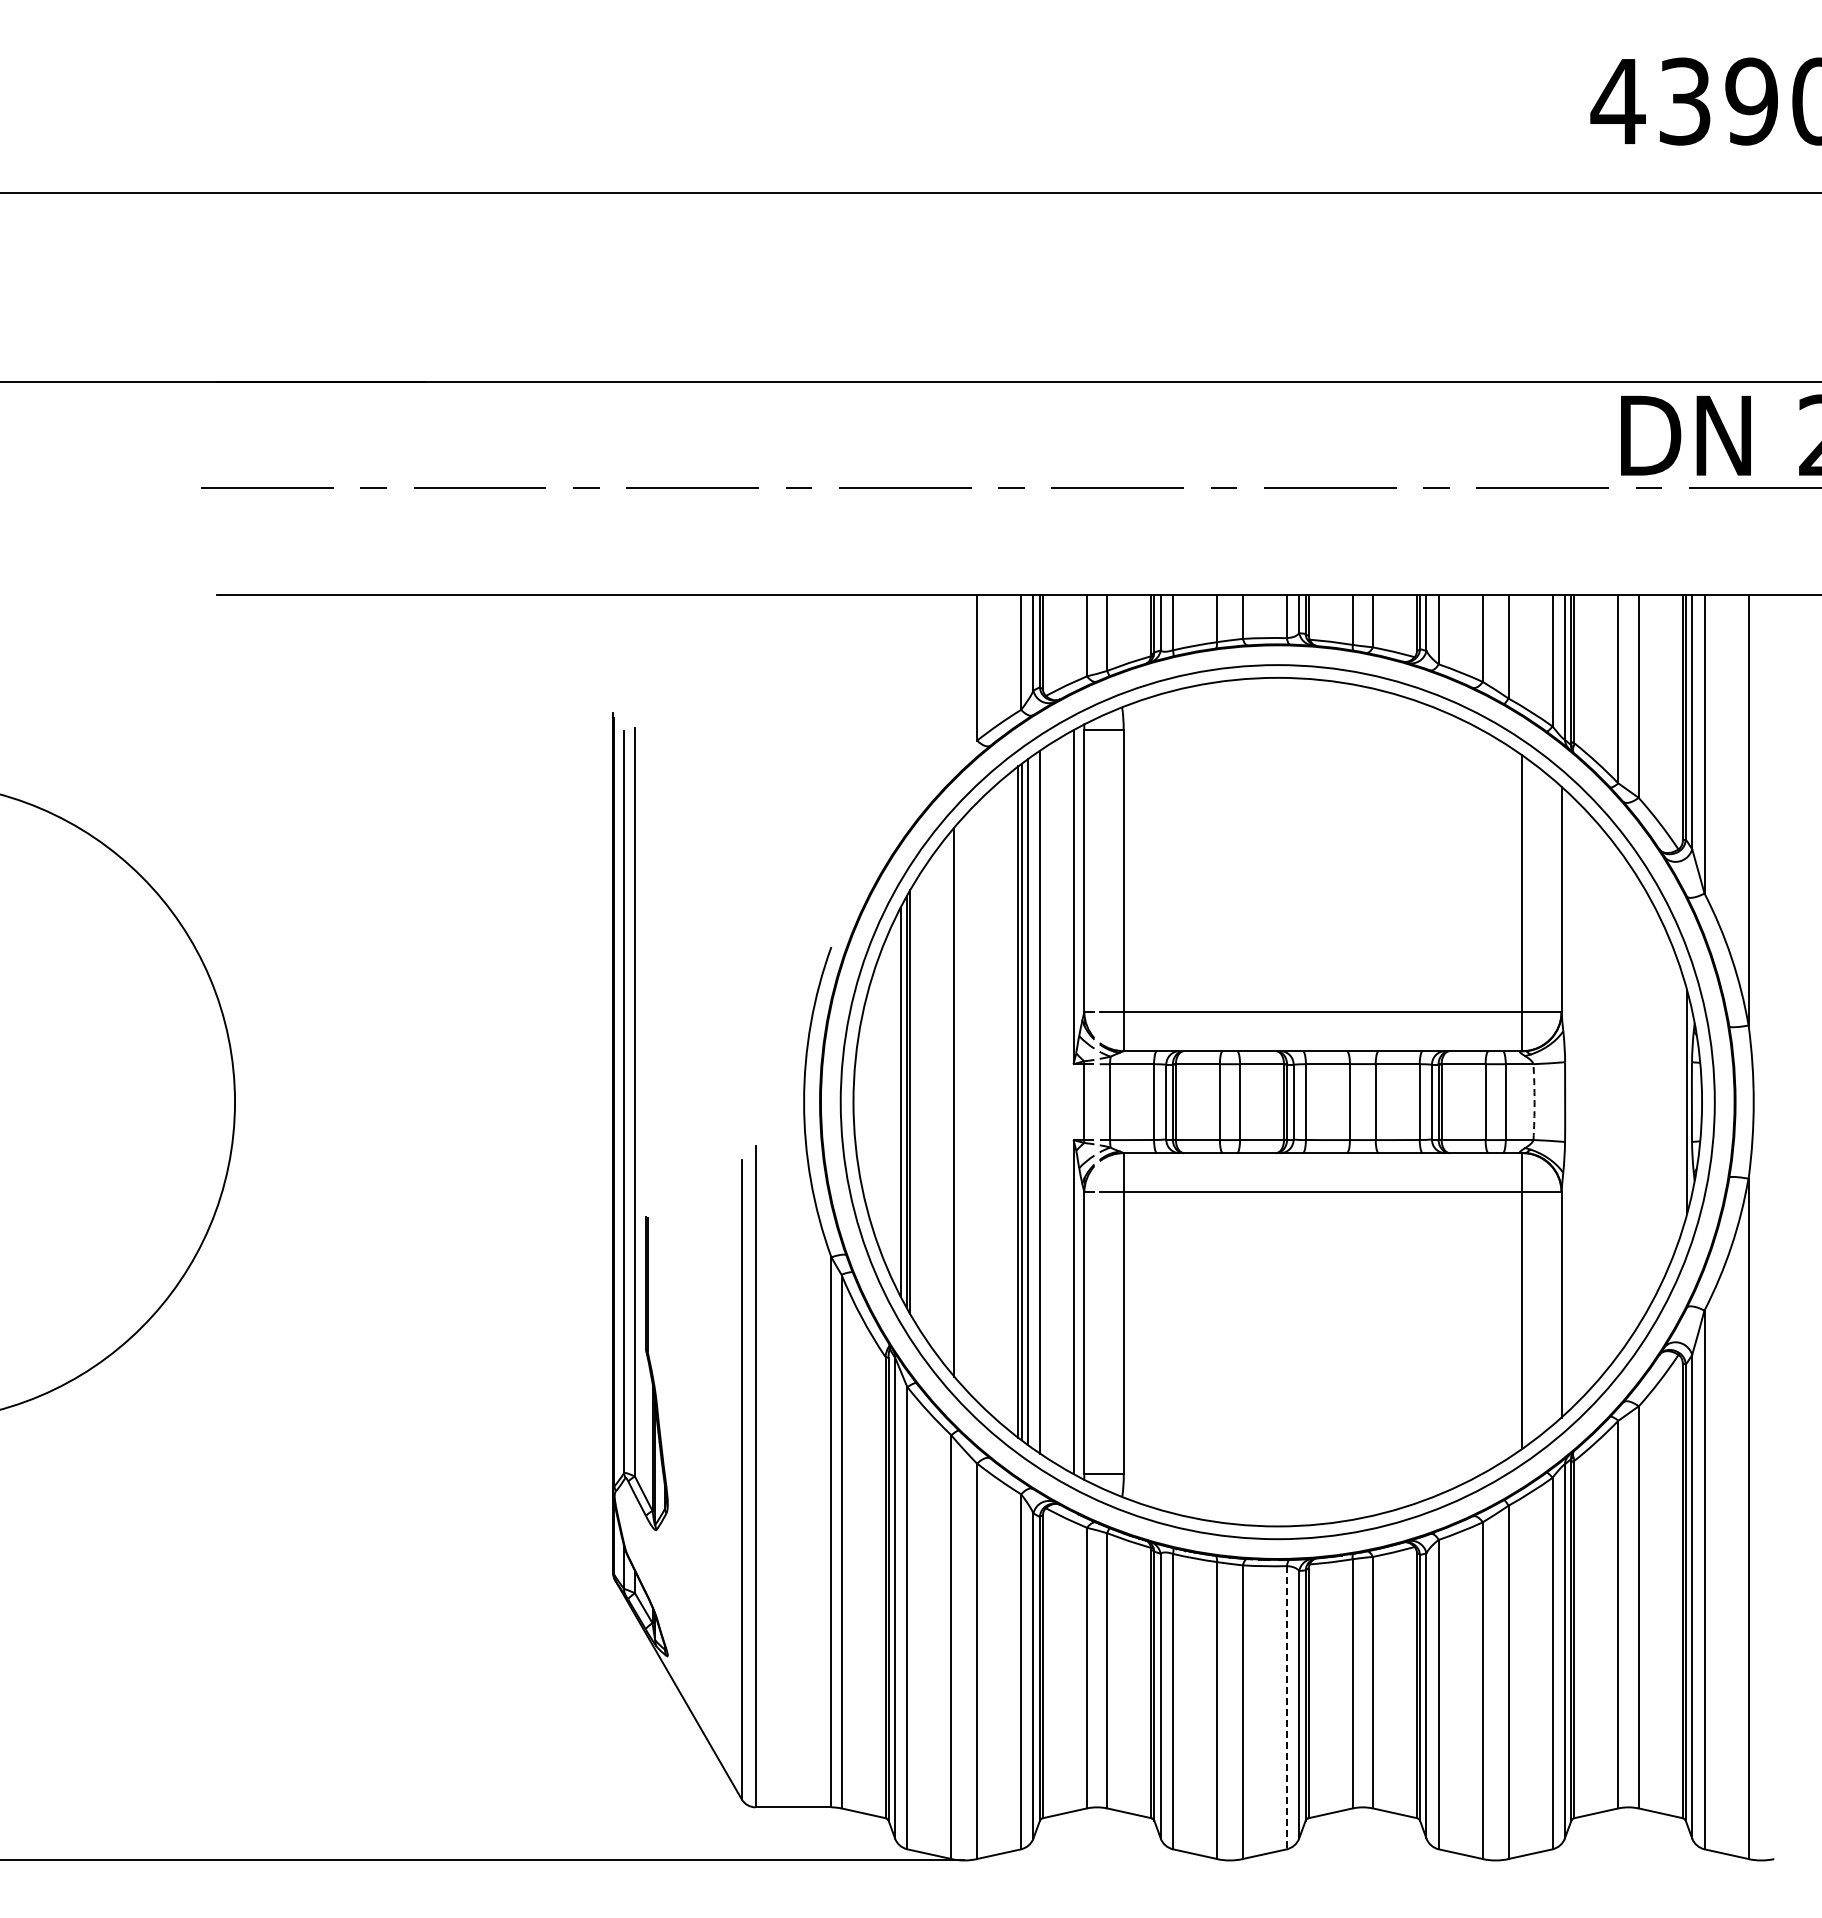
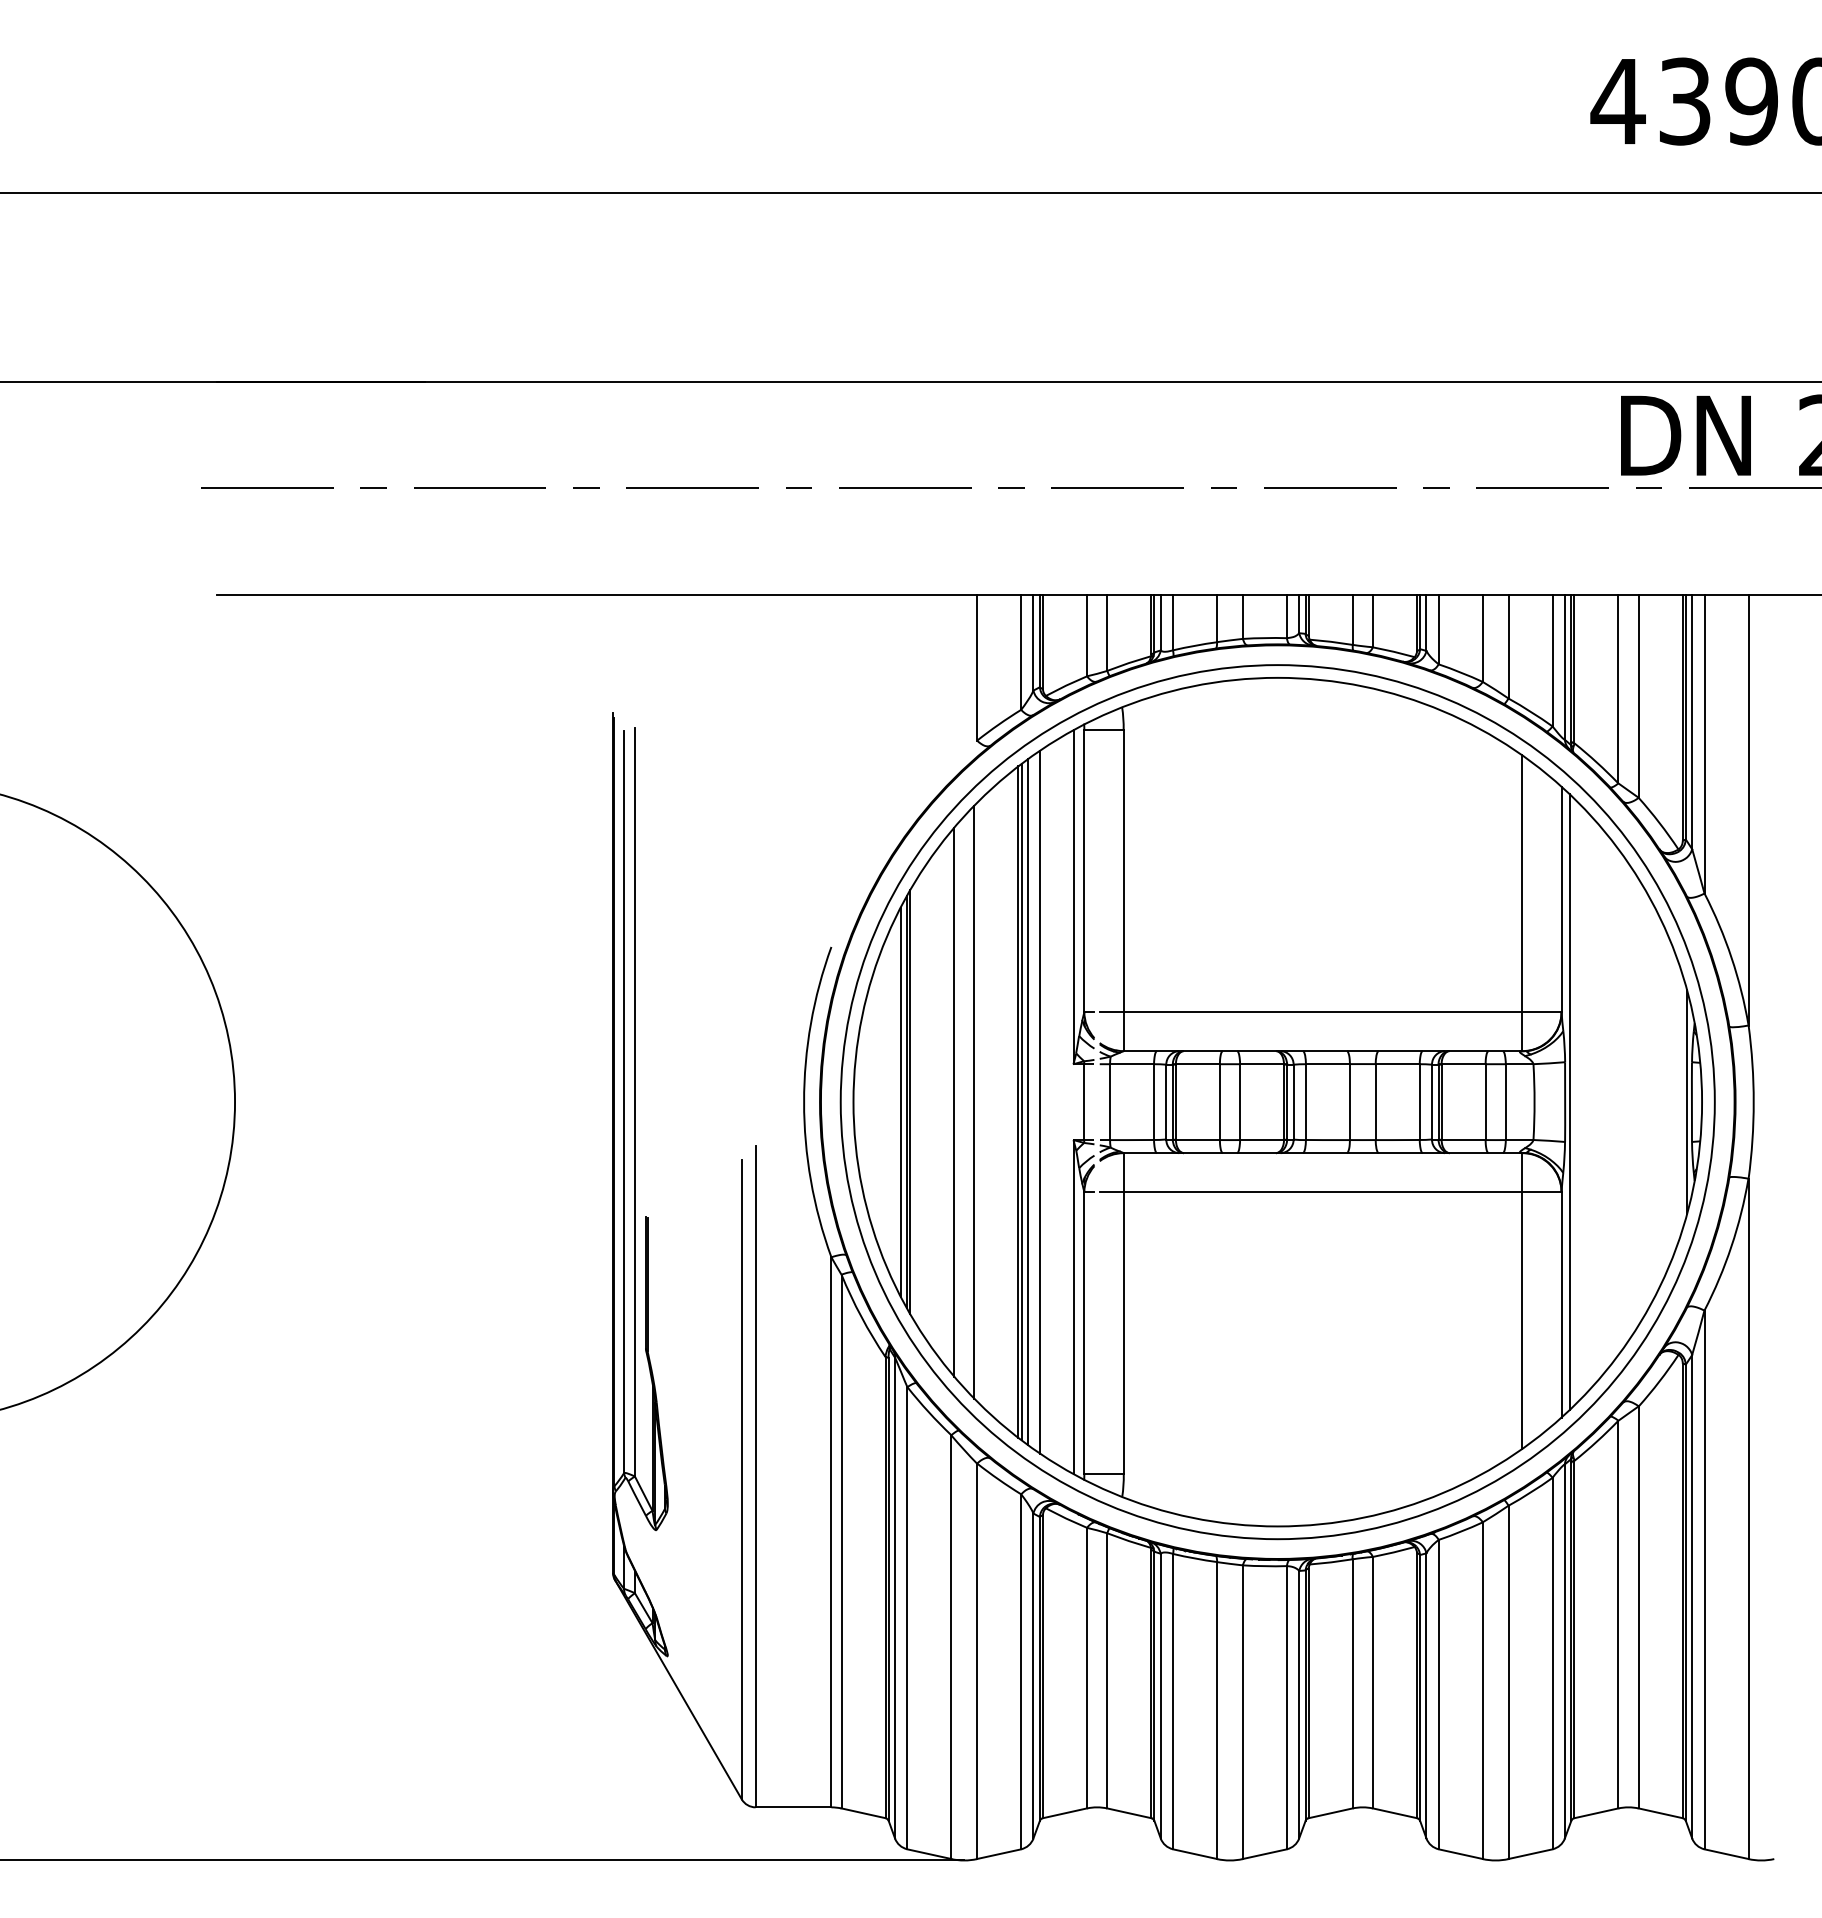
line: none -> present (974, 1101)
line: none -> present (1570, 1101)
arc: dashed -> solid (1534, 1102)
line: dashed -> solid (1286, 1707)
